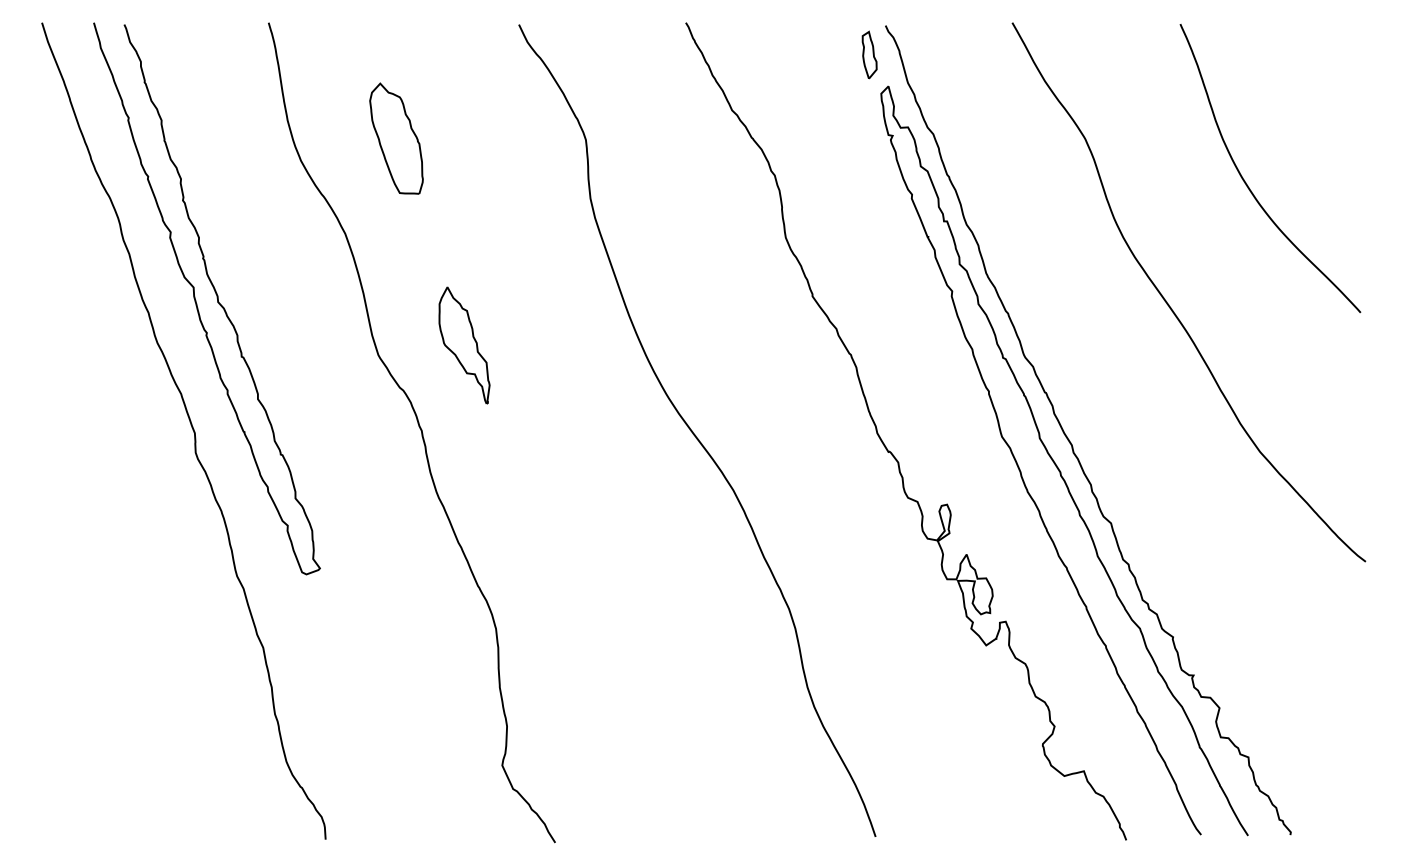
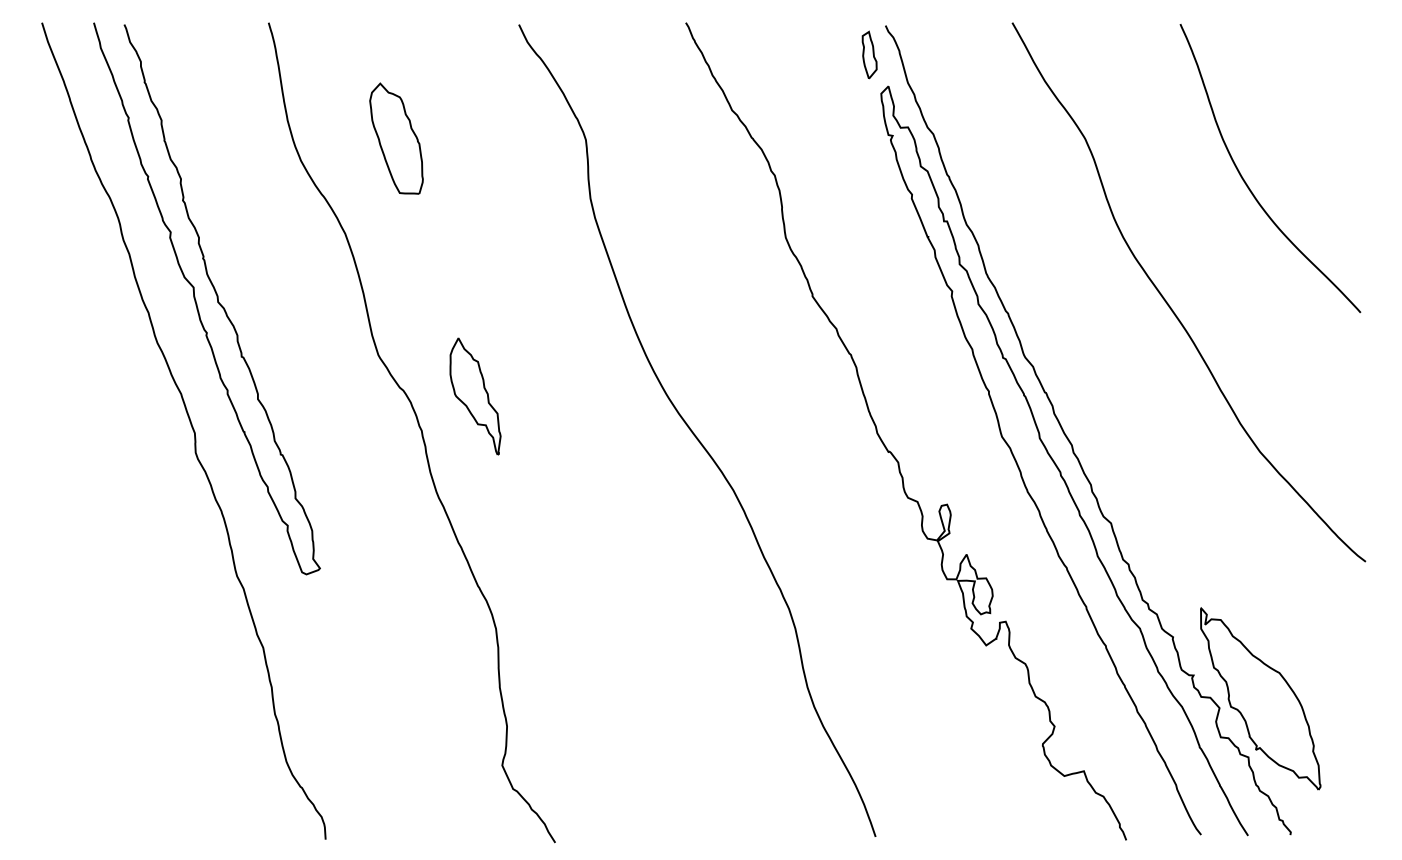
part position: (464, 345) -> (475, 396) (475, 396)
part: none -> present (1260, 698)
